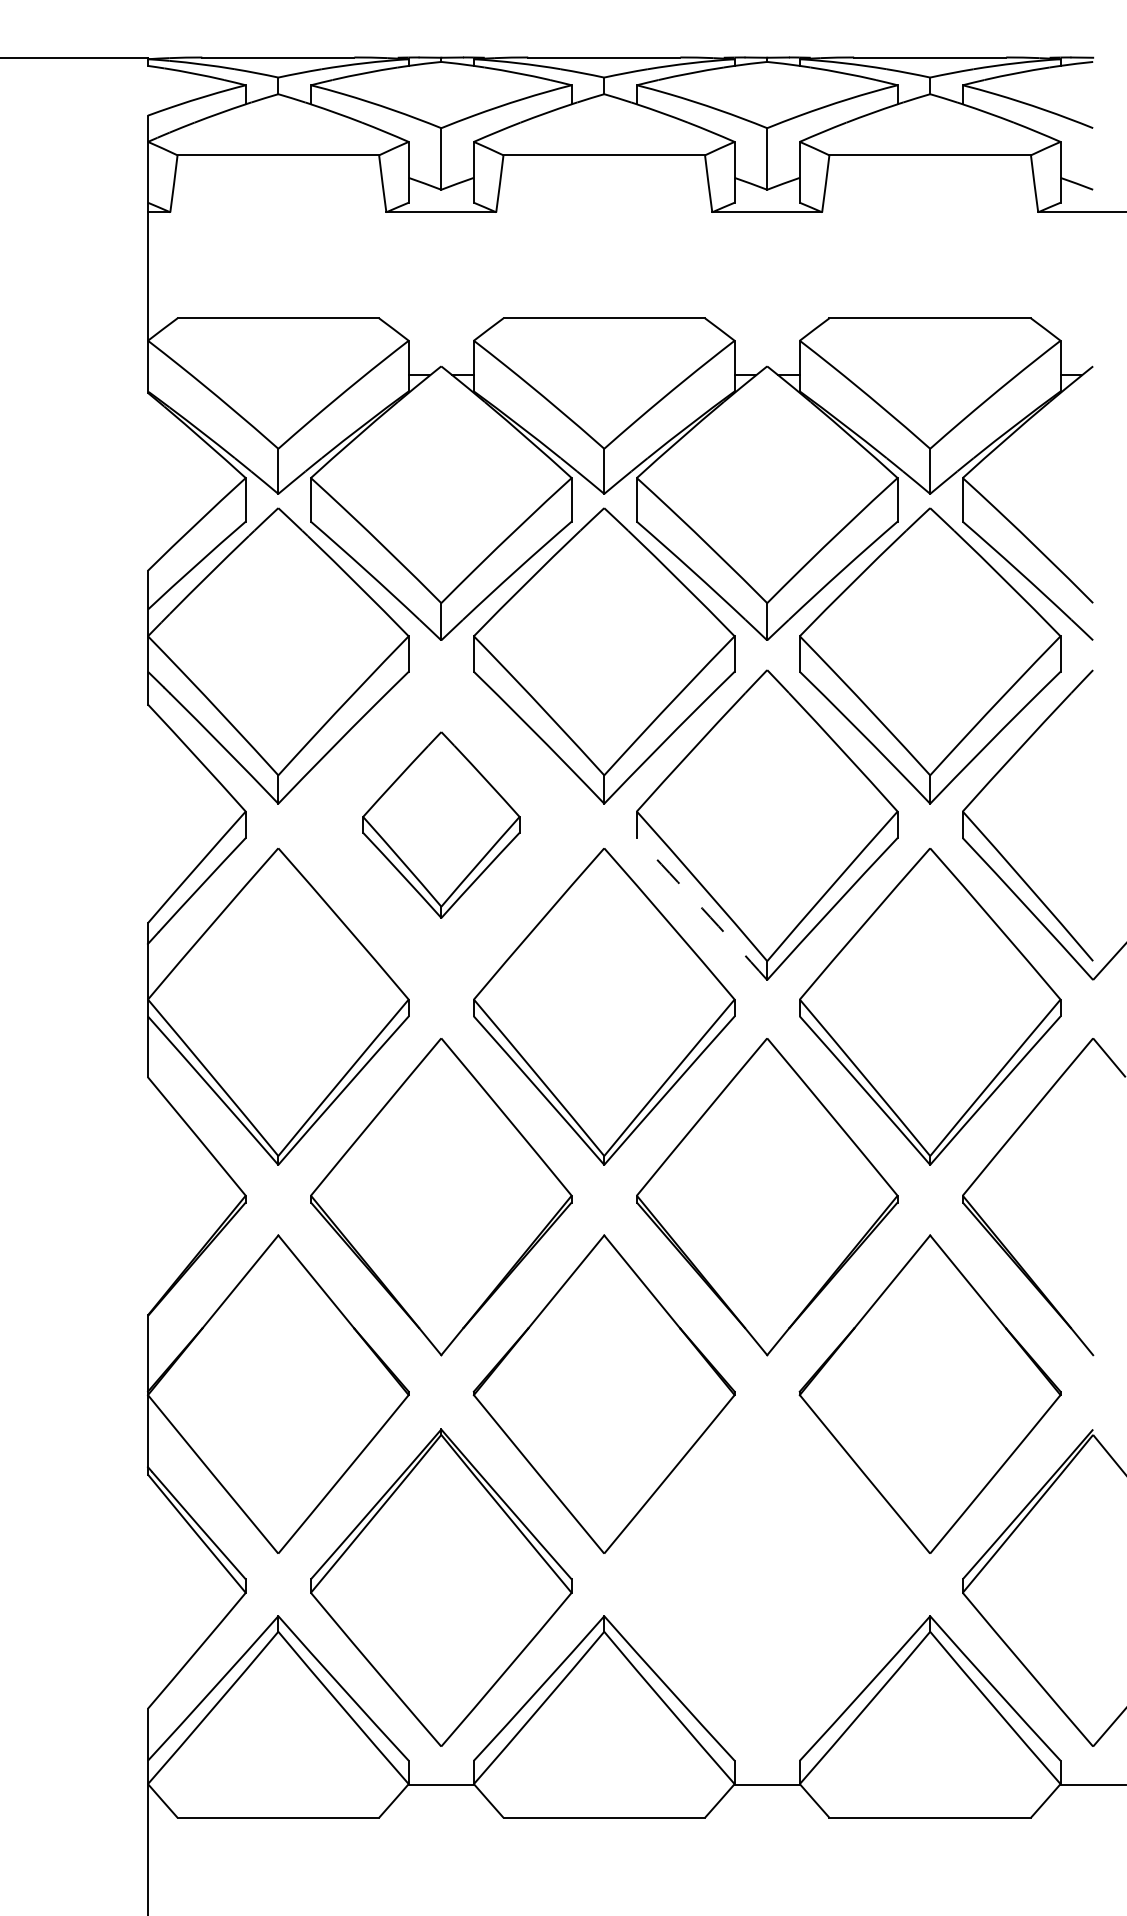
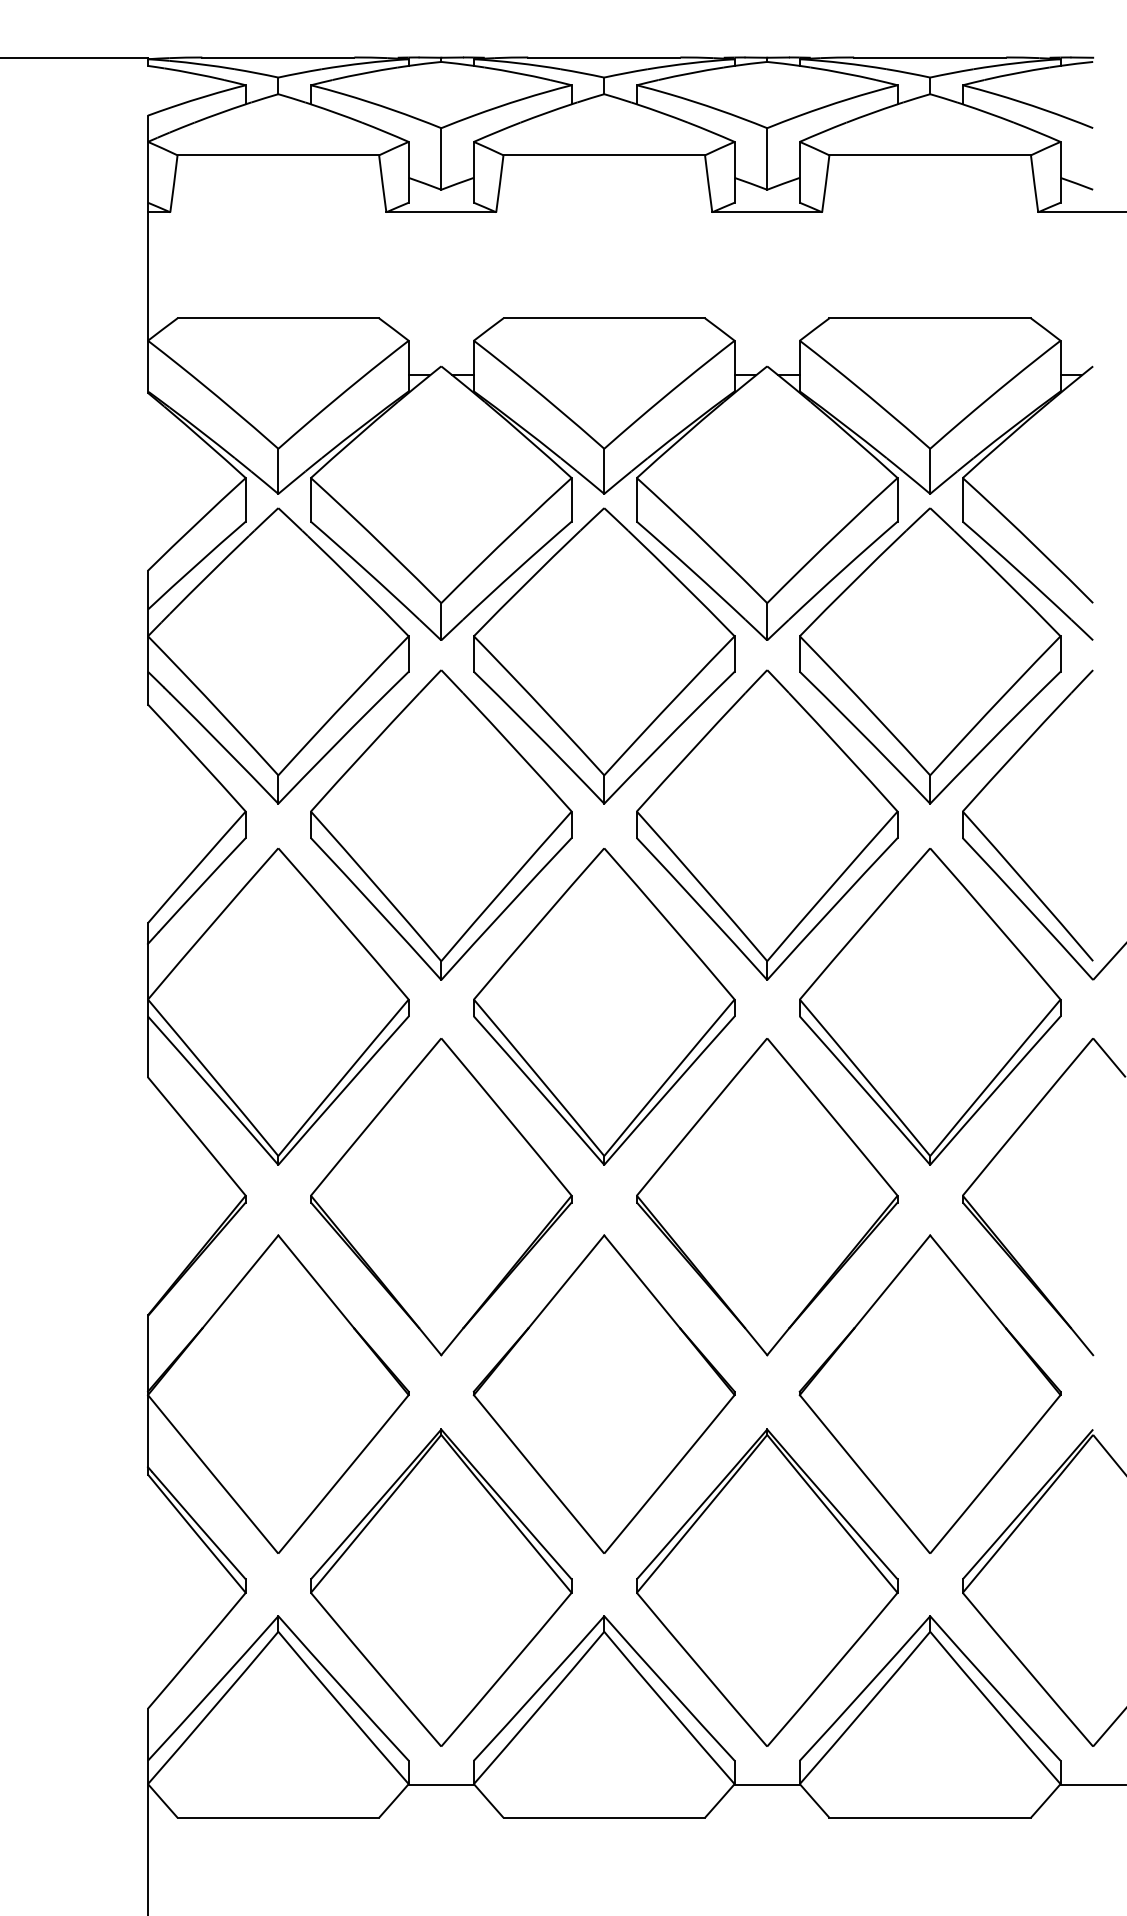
part size: 159x188 px -> 263x312 px (441, 824)
arc: dashed -> solid (702, 908)
part: none -> present (767, 1587)
